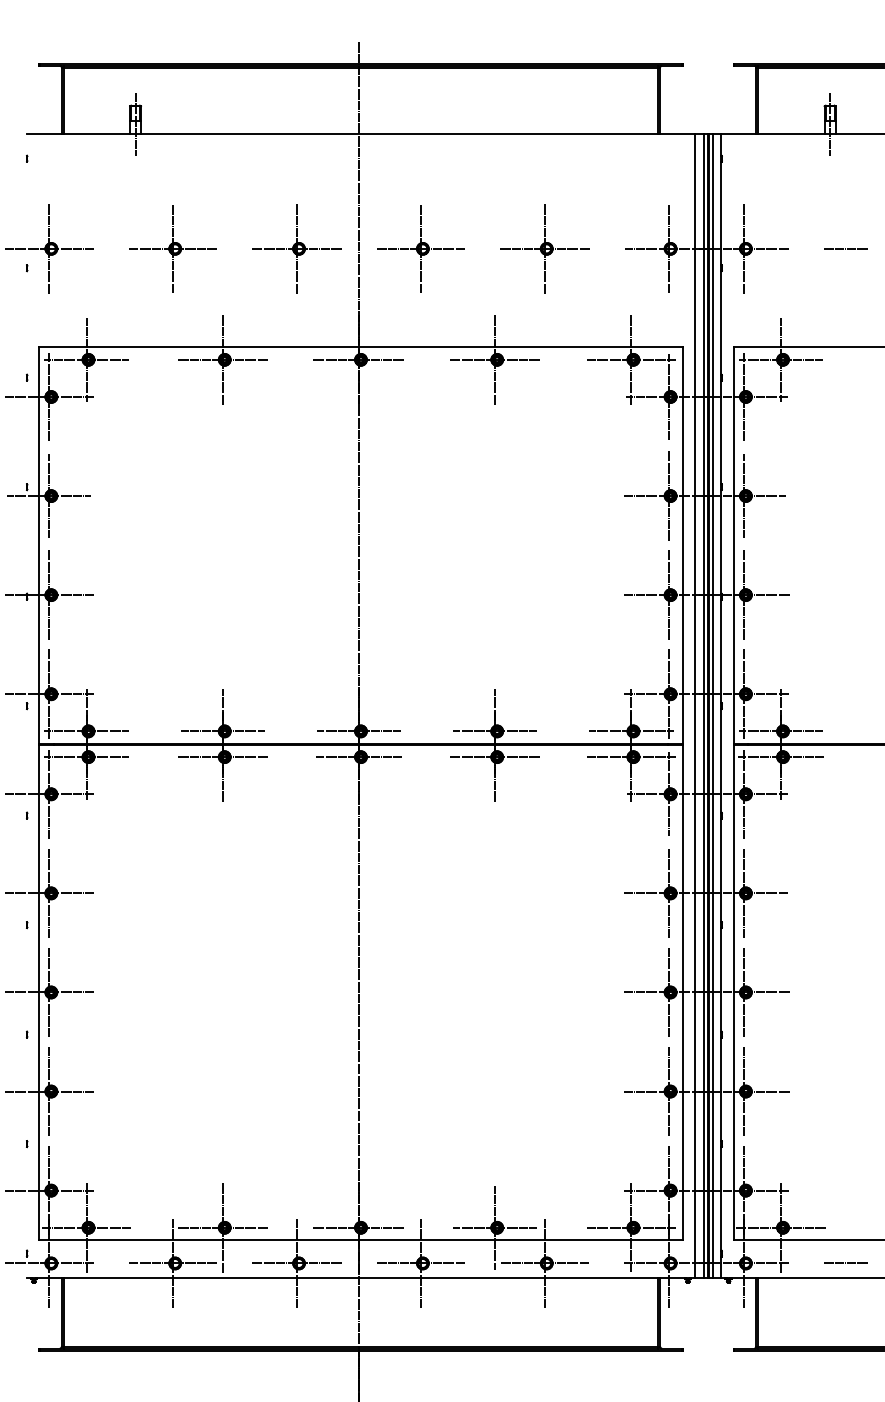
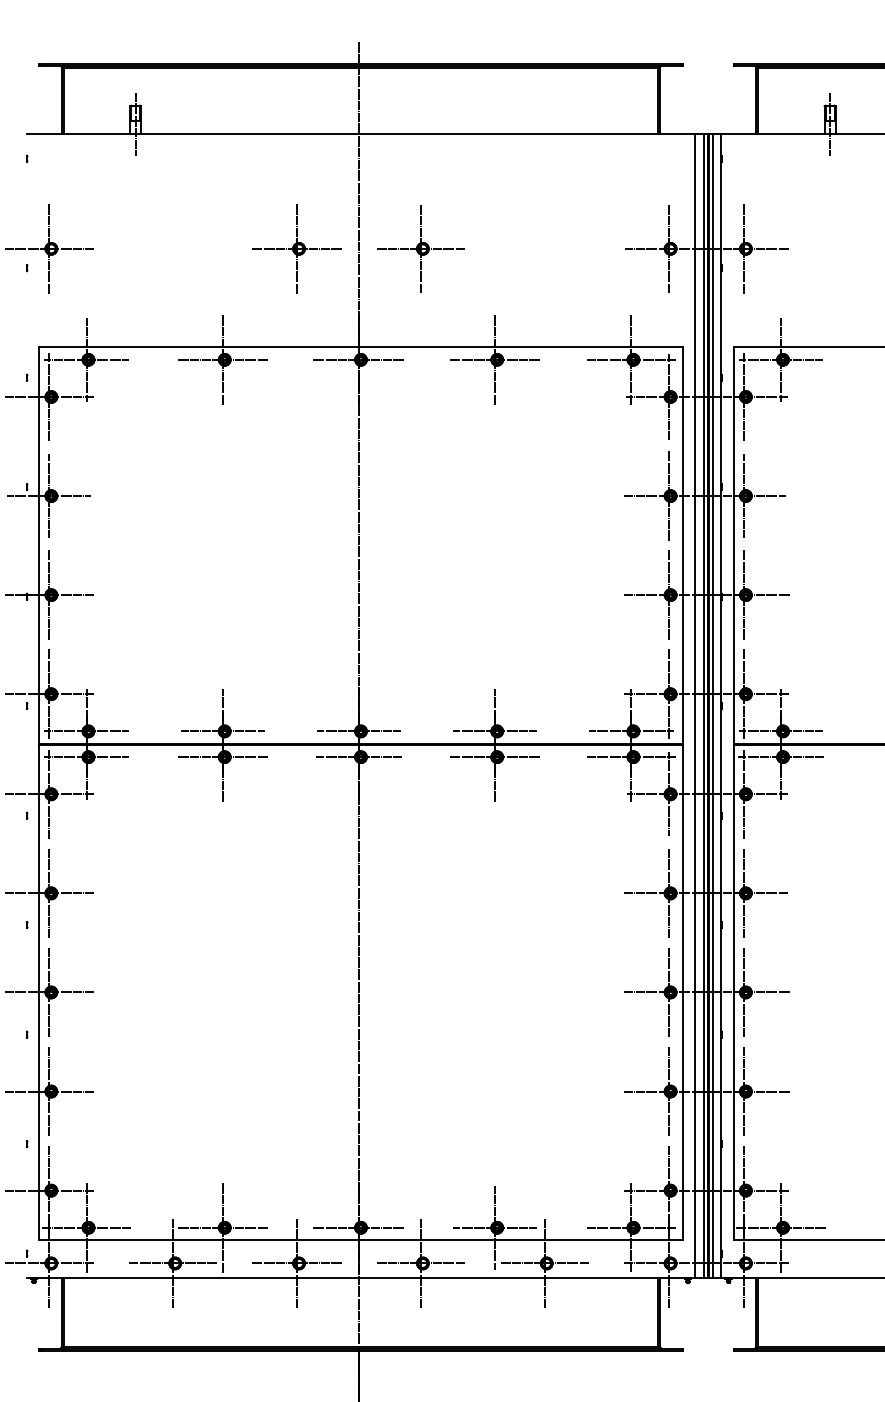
part: present -> none (172, 248)
part: present -> none (544, 248)
line: present -> none (845, 248)
line: present -> none (845, 1263)
